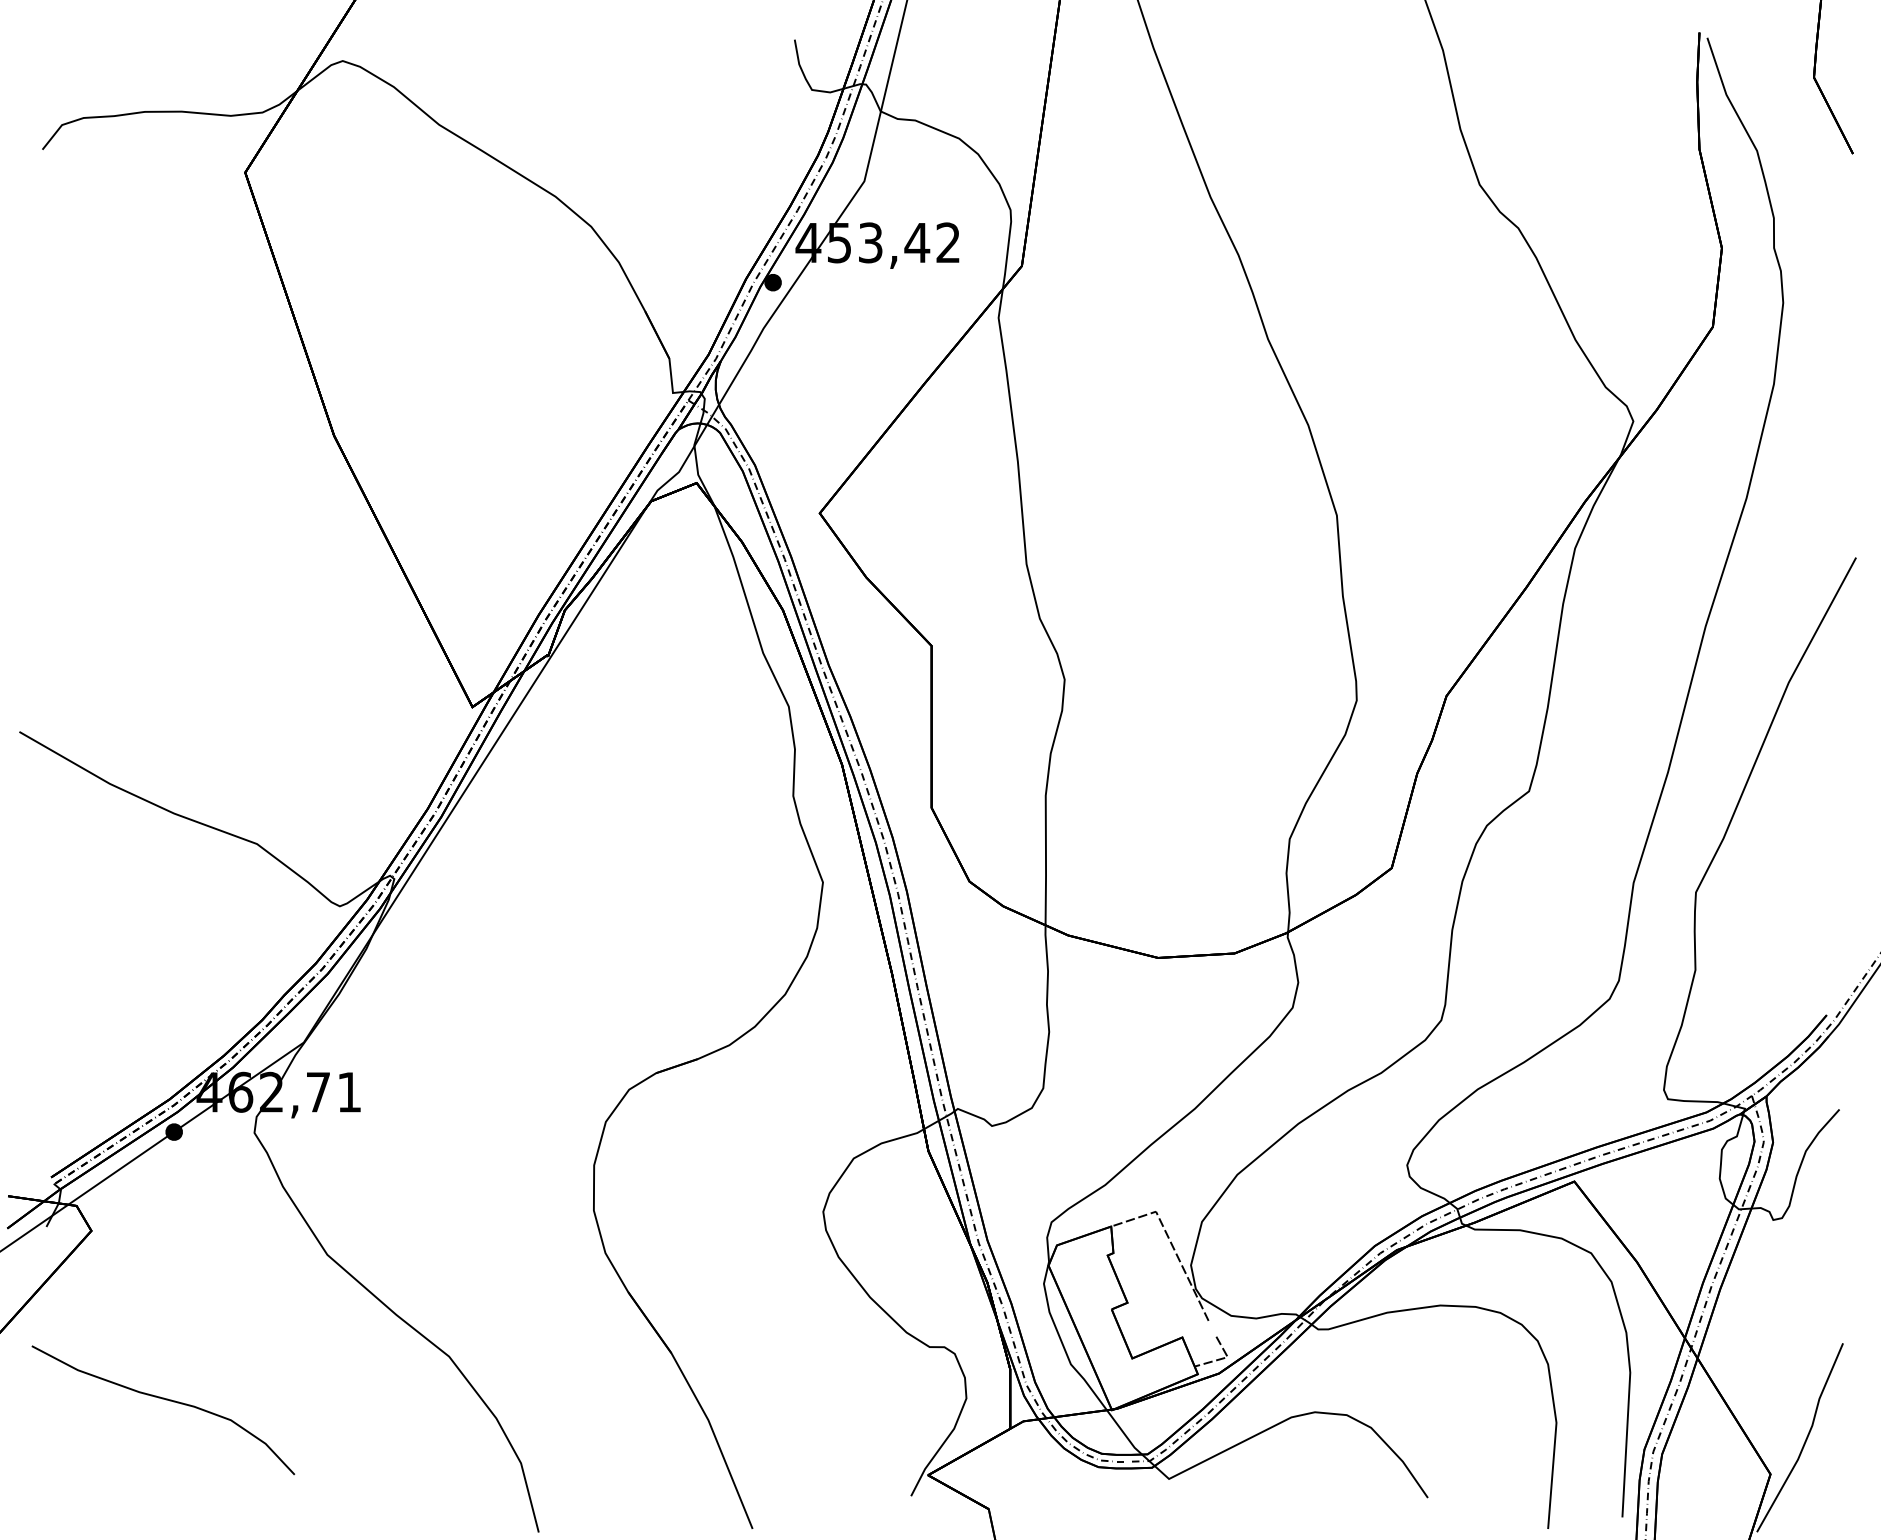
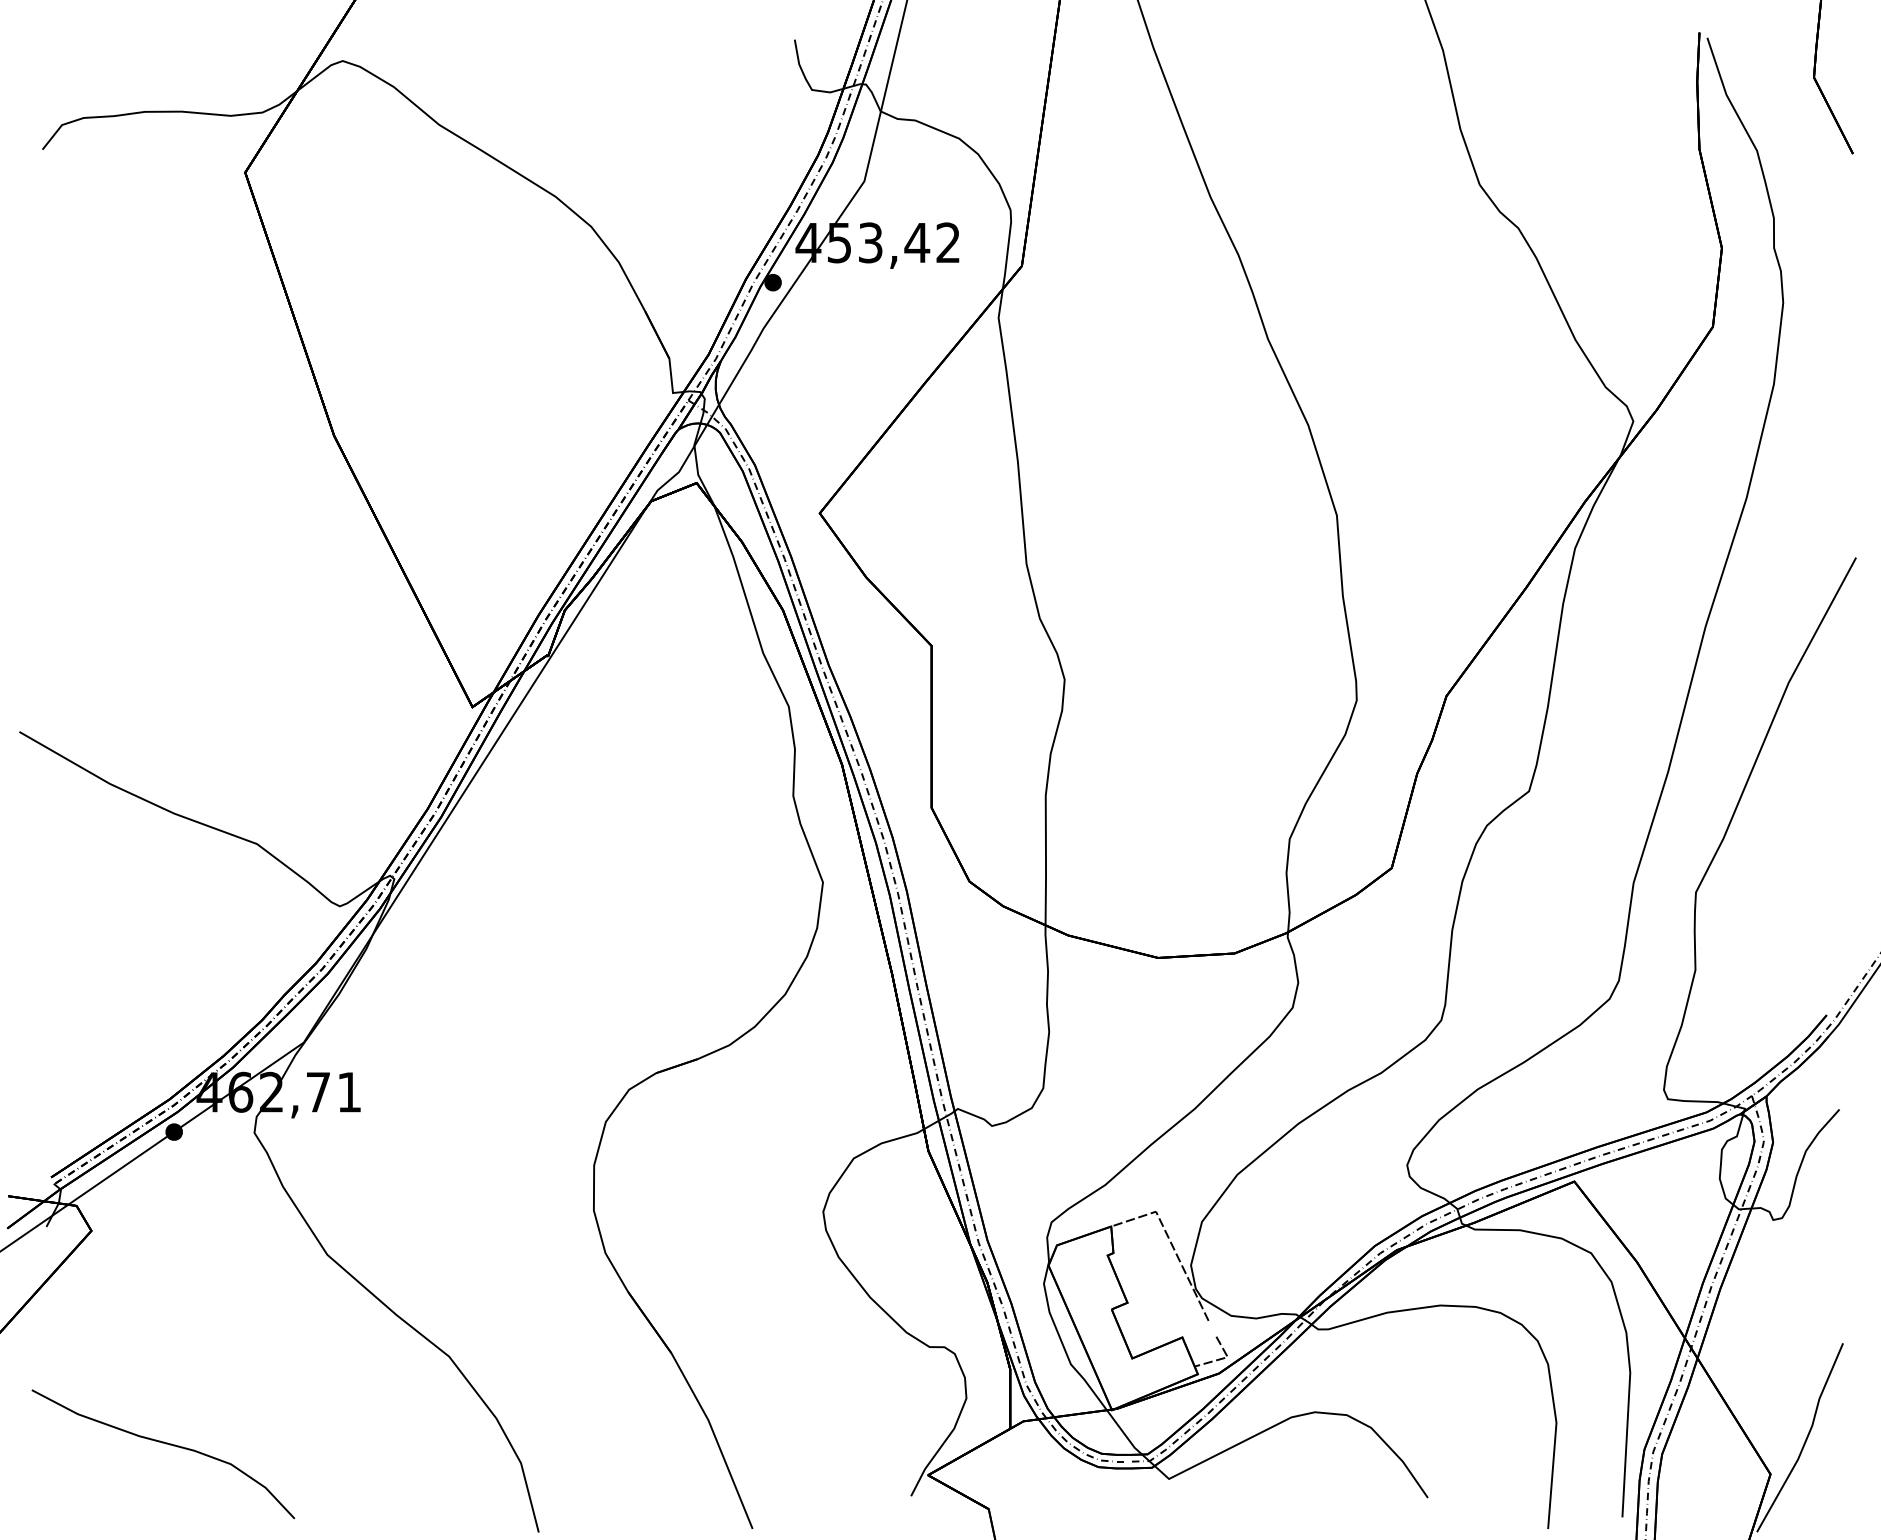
curve position: (166, 1400) -> (166, 1444) (166, 1444)
